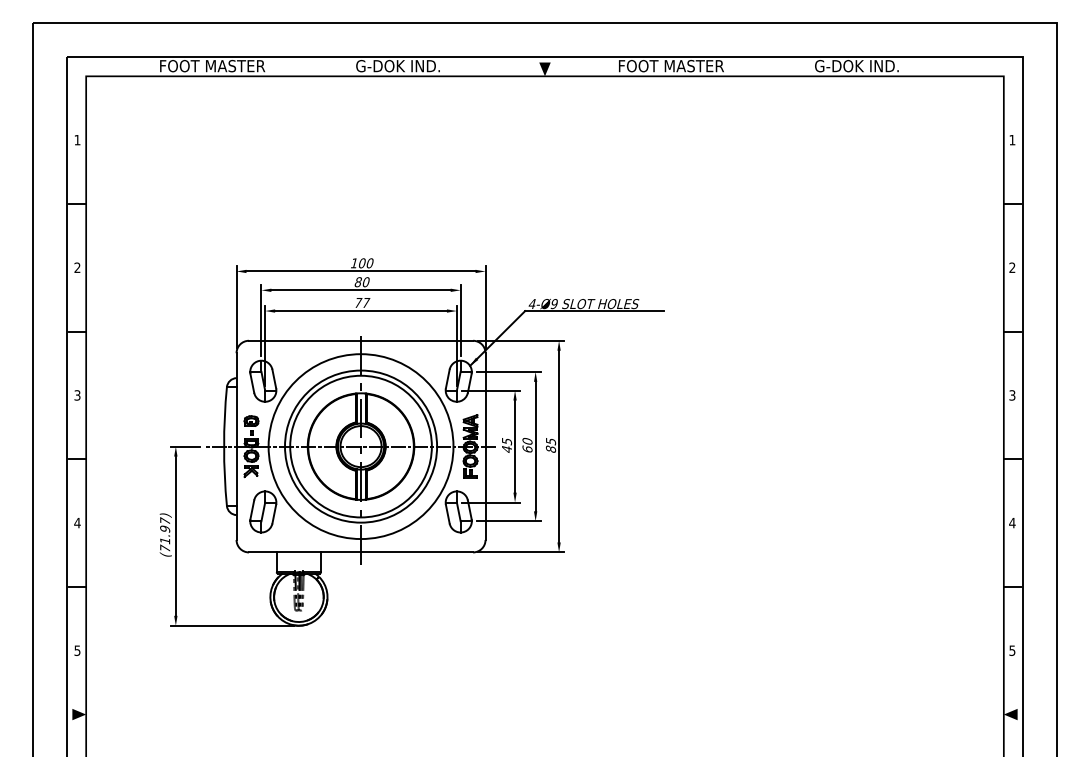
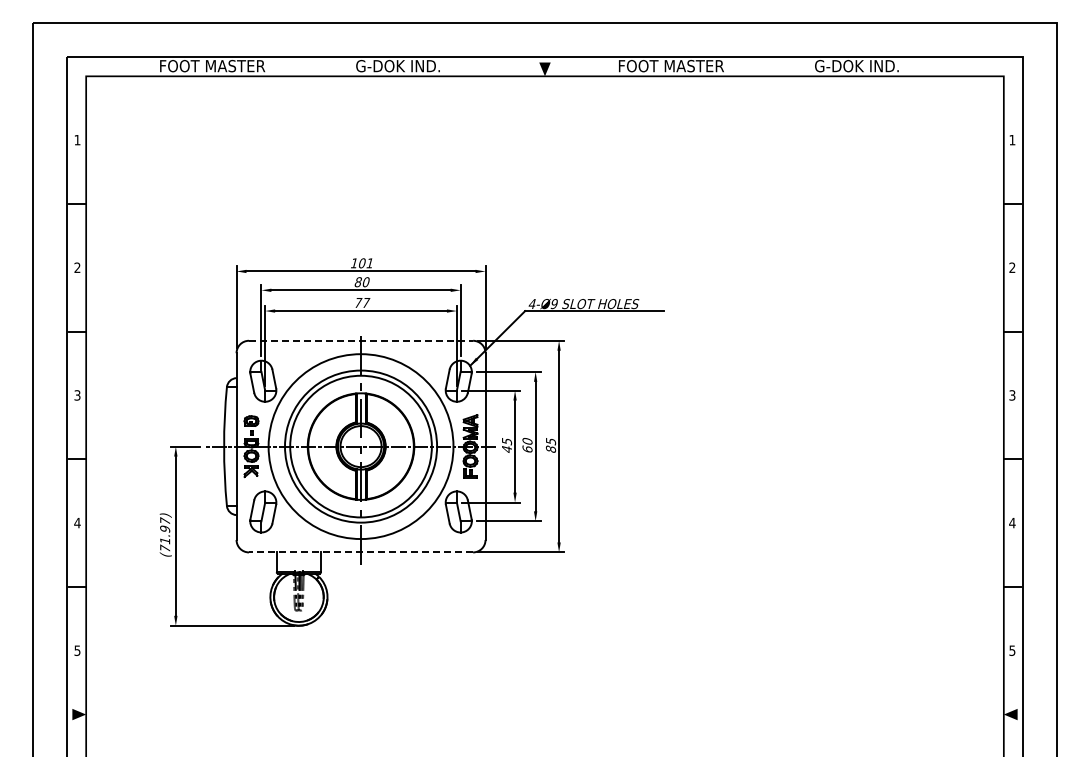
text: 100 -> 101 (369, 263)
line: solid -> dashed (361, 340)
line: solid -> dashed (360, 552)
